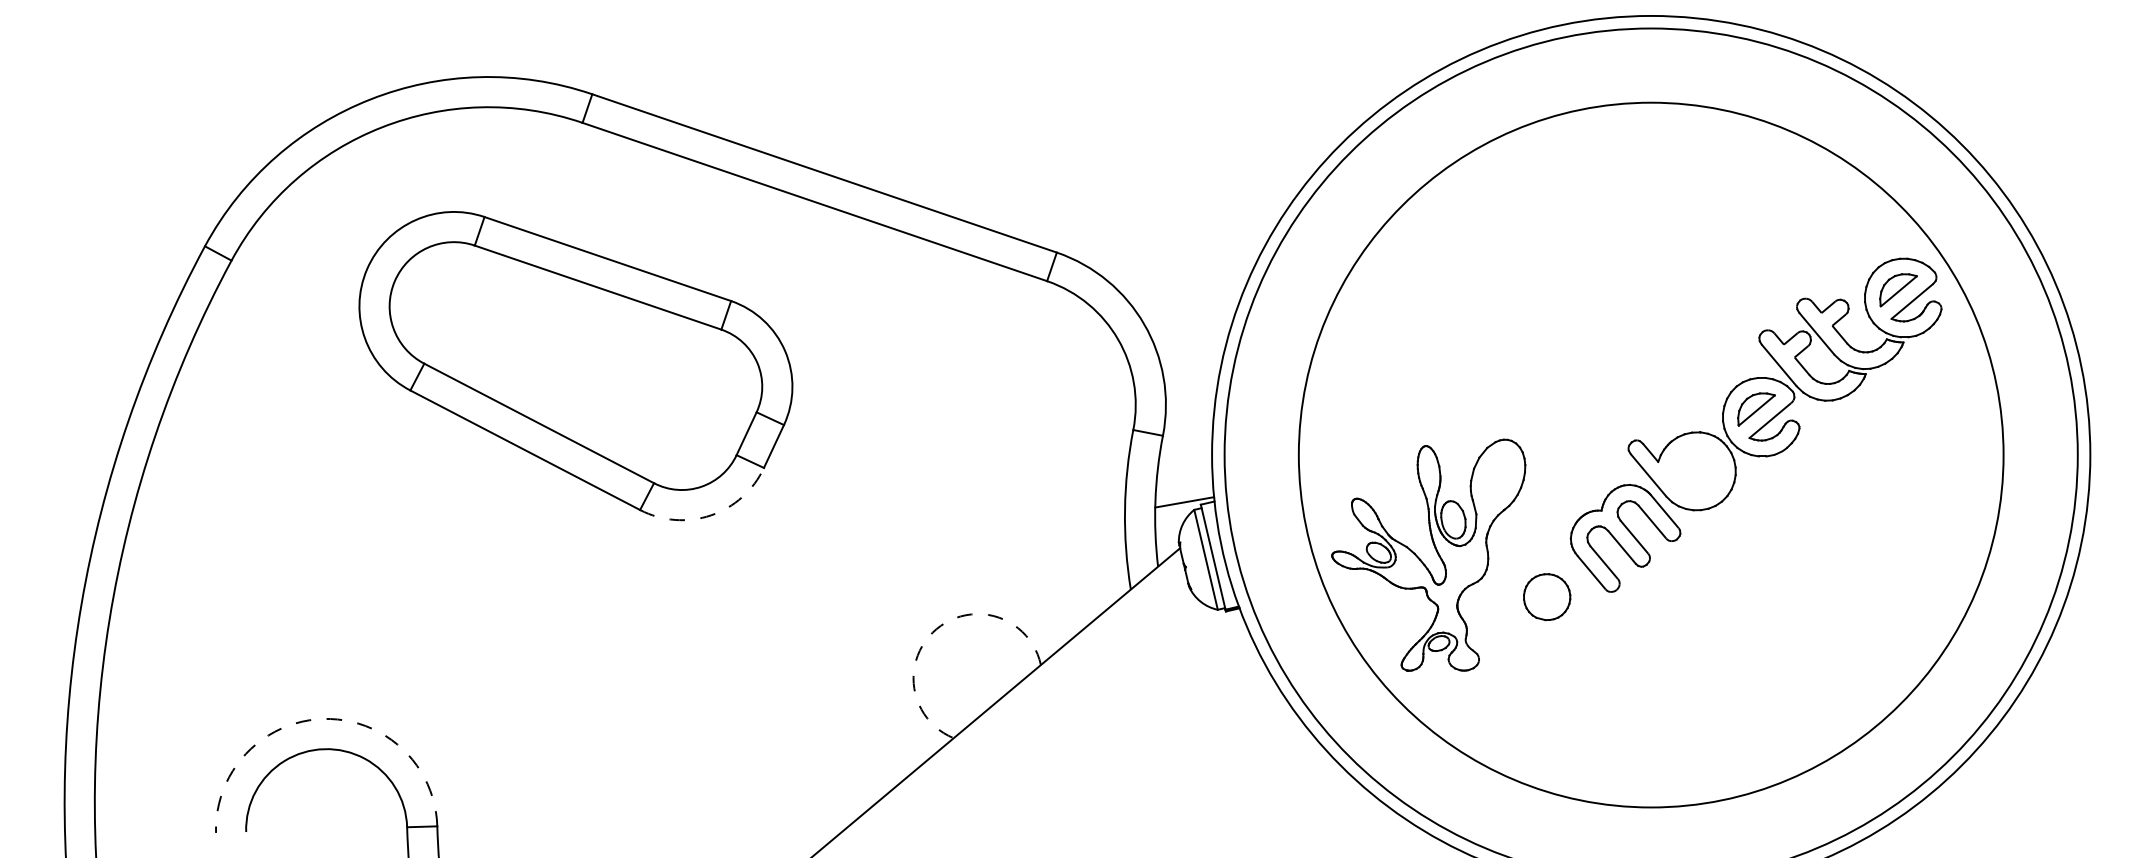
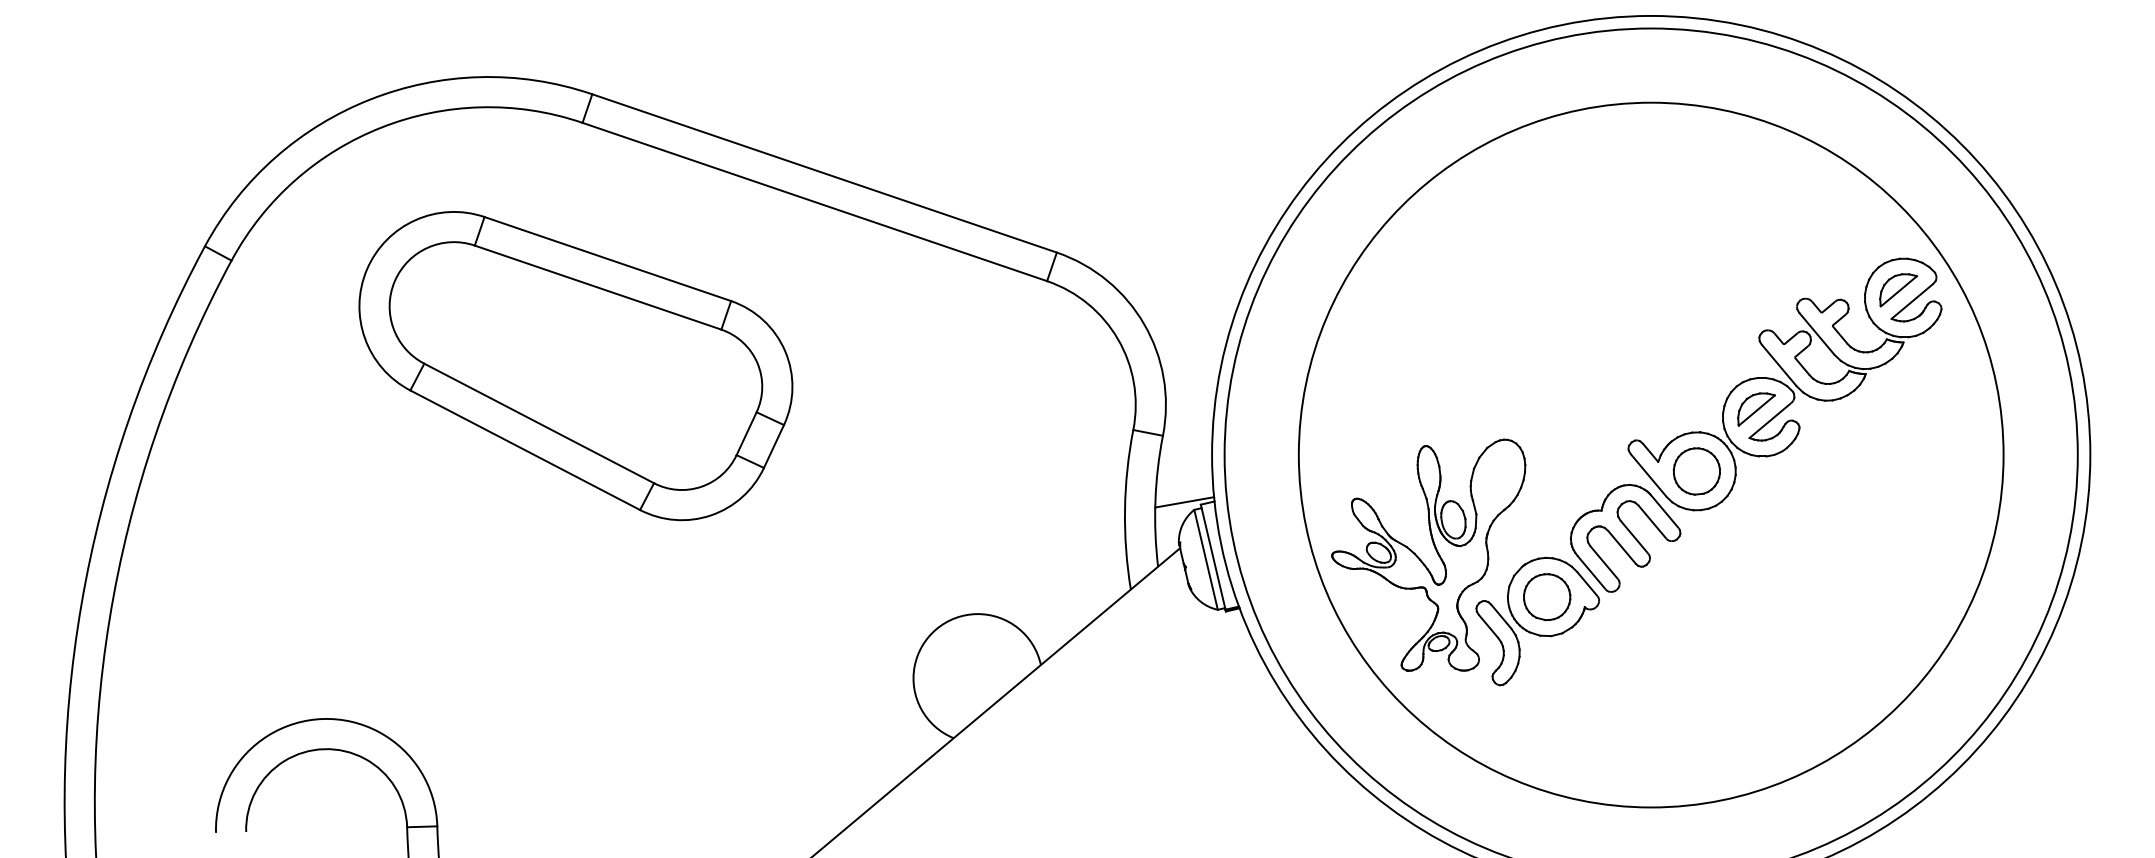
part: none -> present (1696, 471)
arc: dashed -> solid (711, 515)
part: none -> present (1537, 621)
arc: dashed -> solid (936, 629)
arc: dashed -> solid (323, 718)
